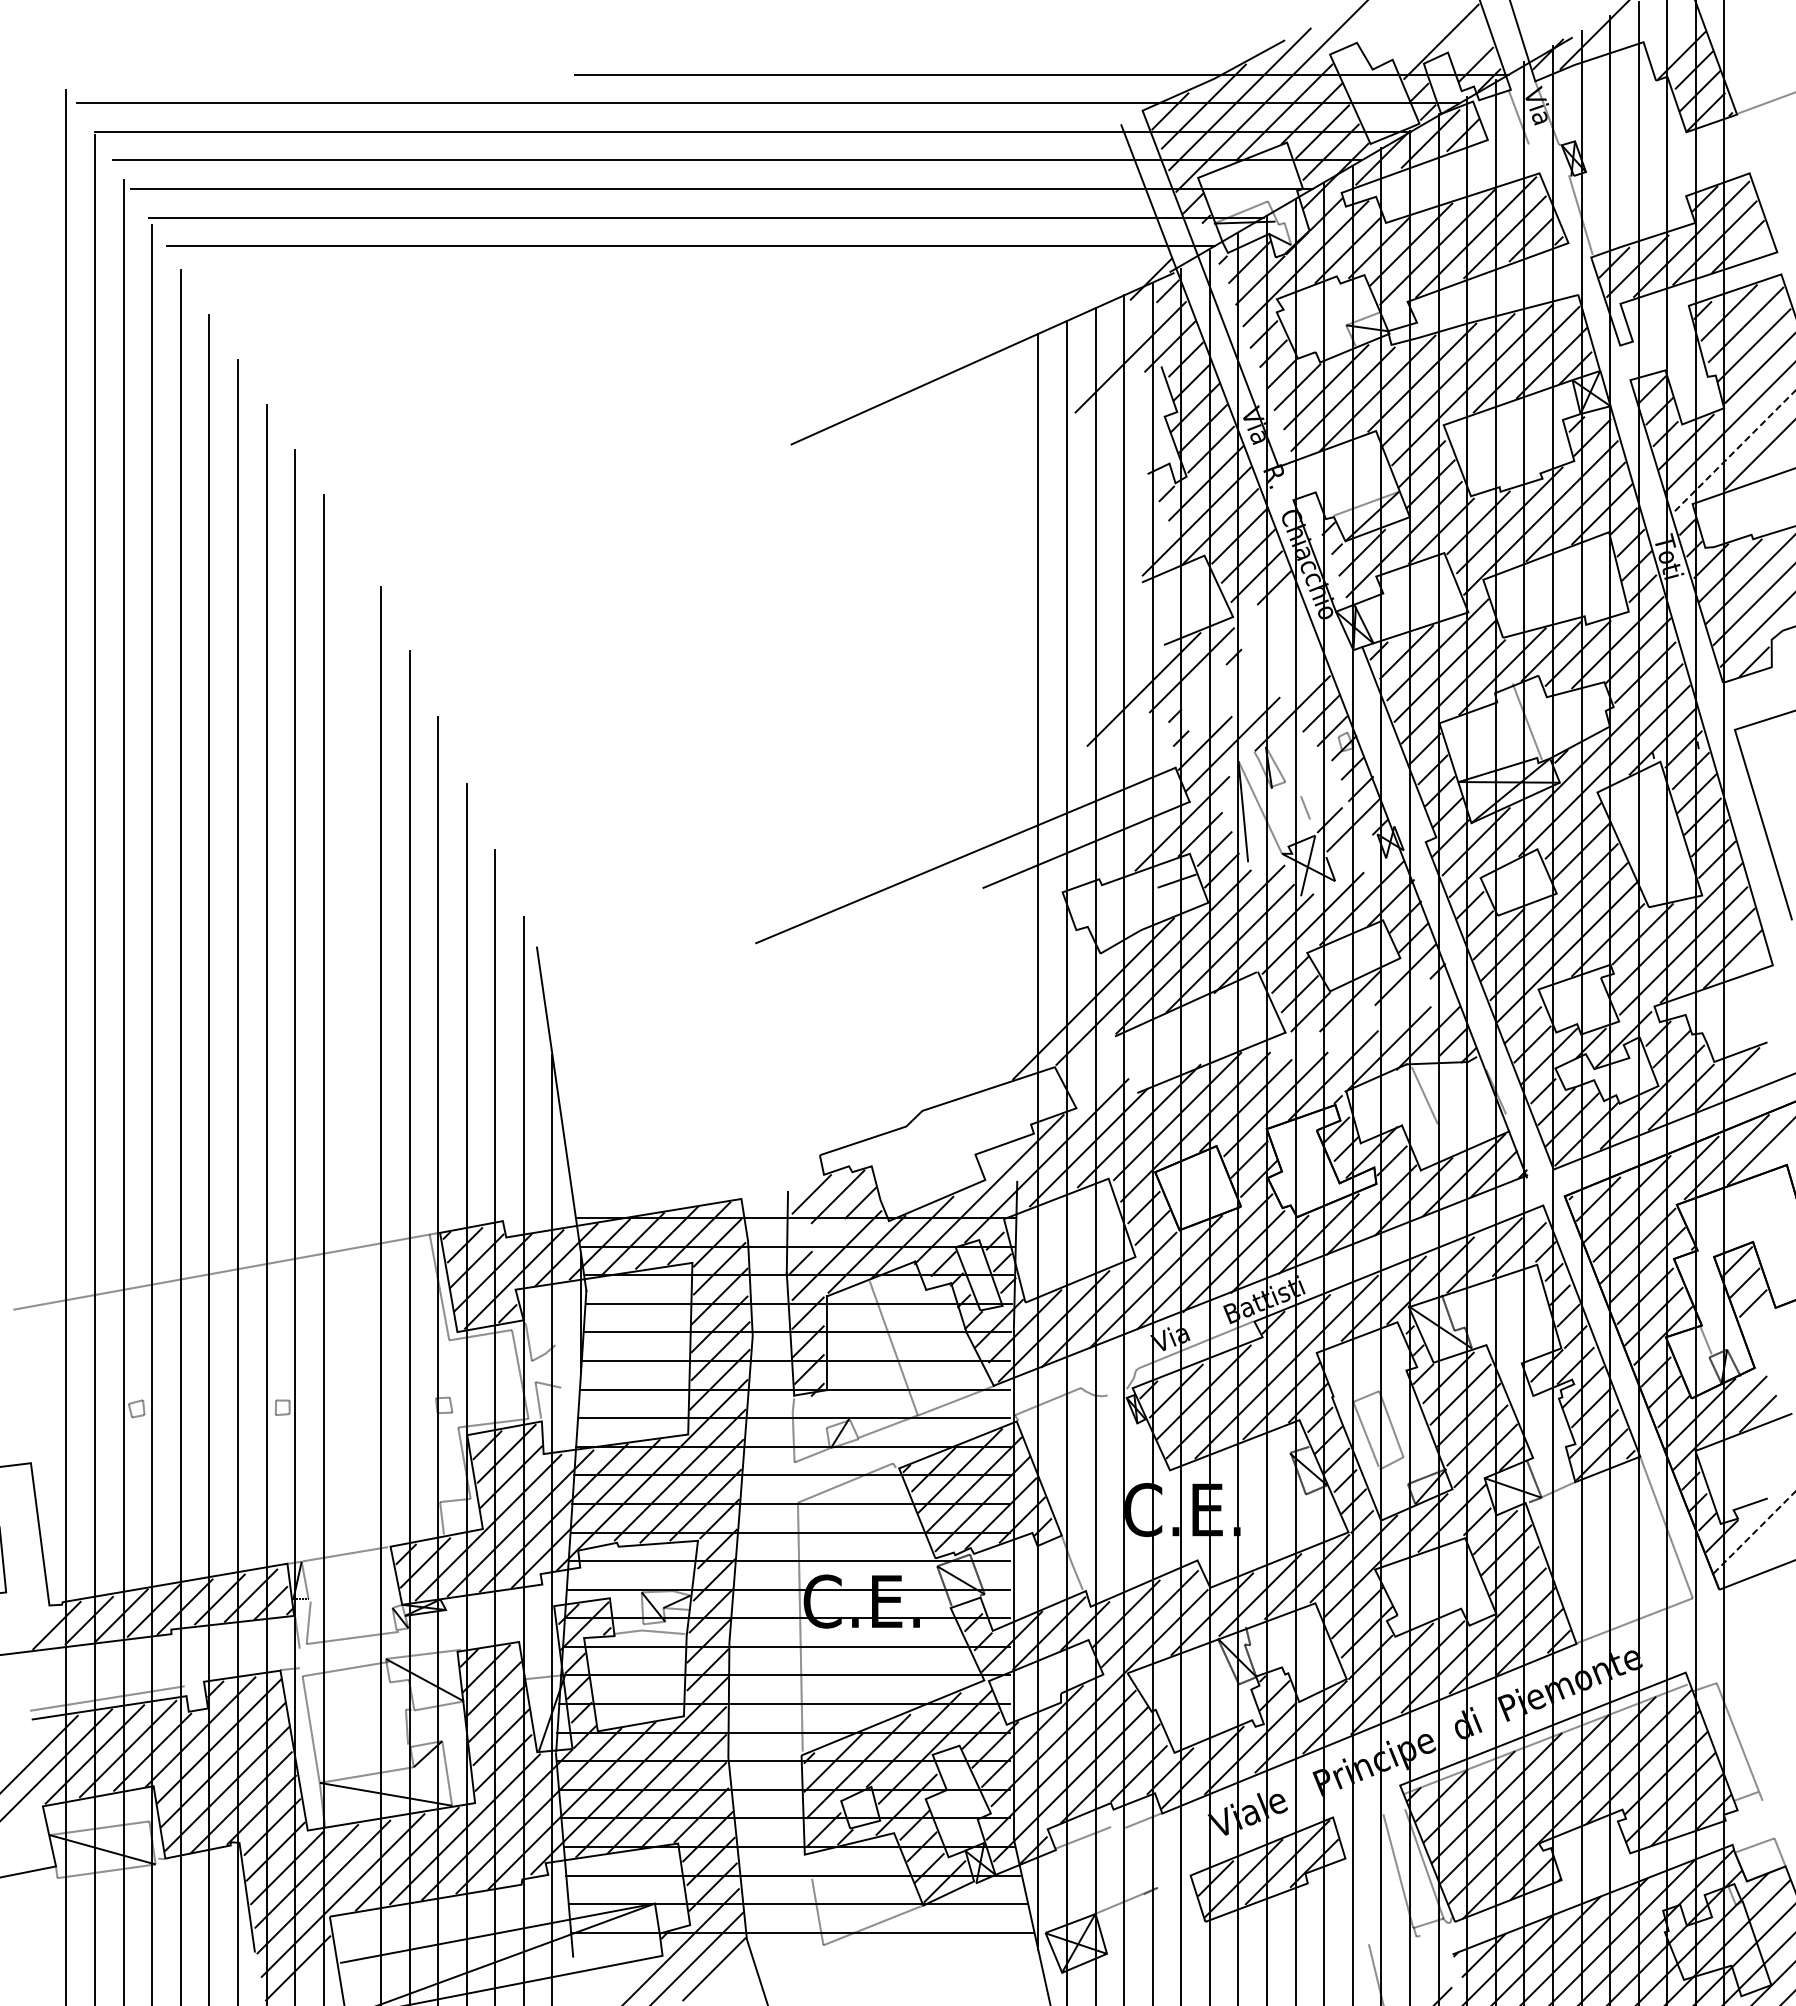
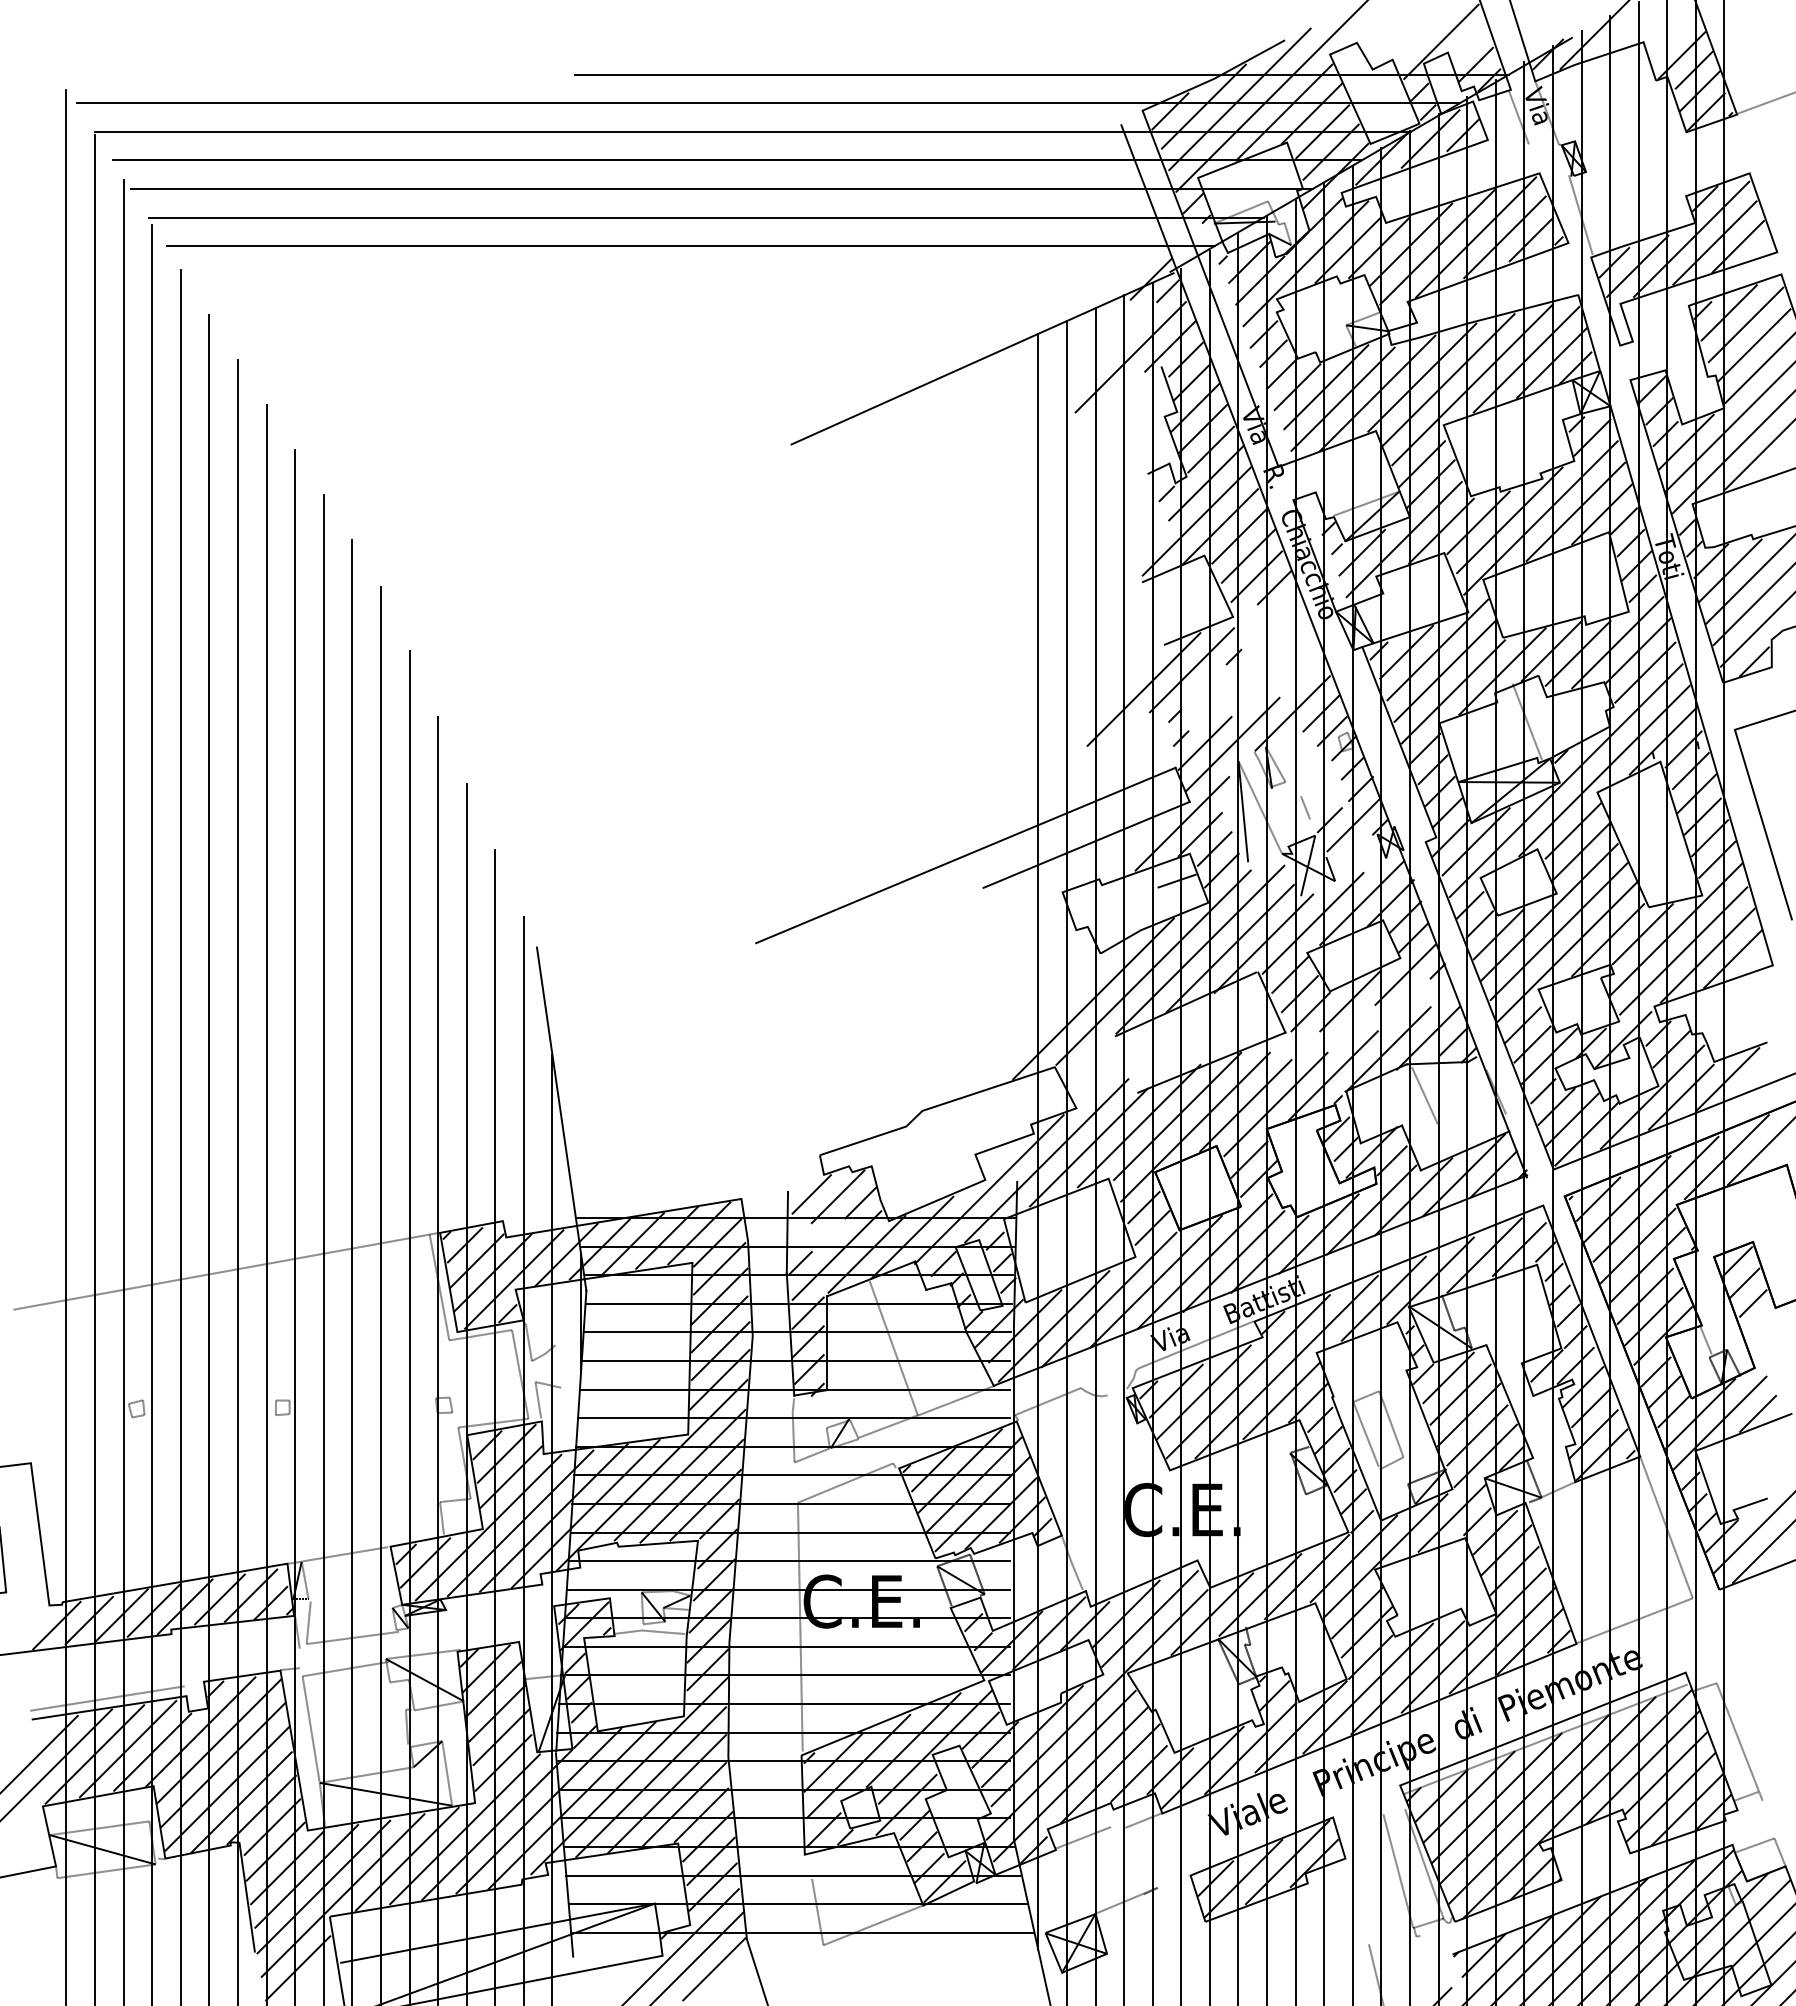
line: dashed -> solid (1734, 451)
line: none -> present (352, 1270)
line: dashed -> solid (1755, 1531)
line: none -> present (1762, 1552)
